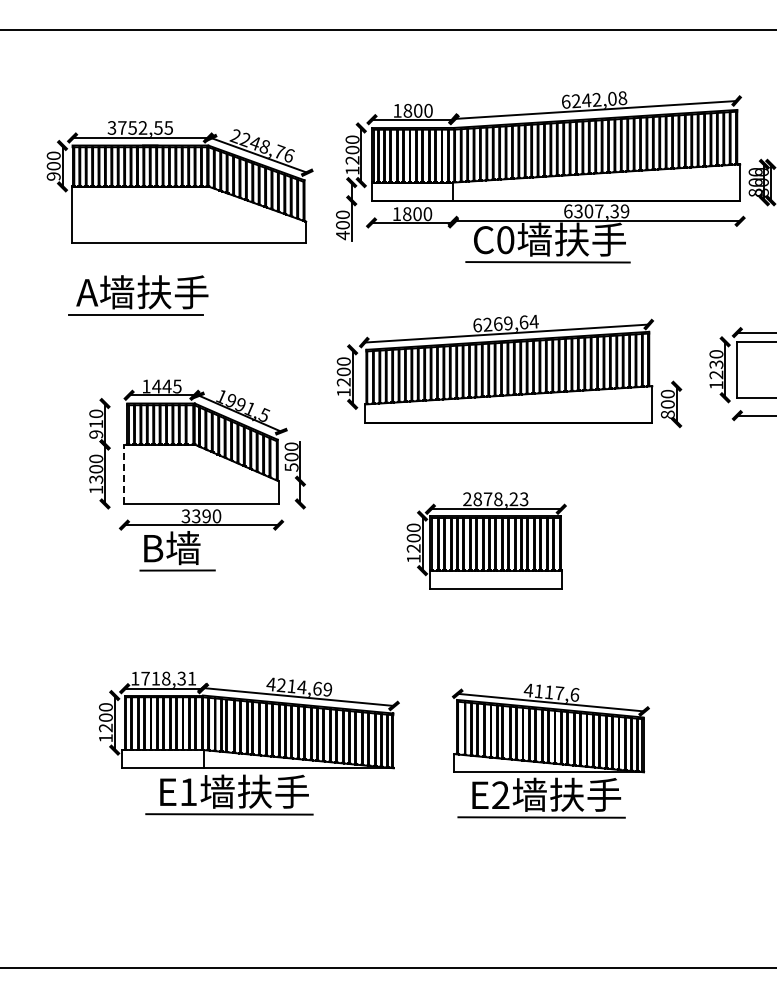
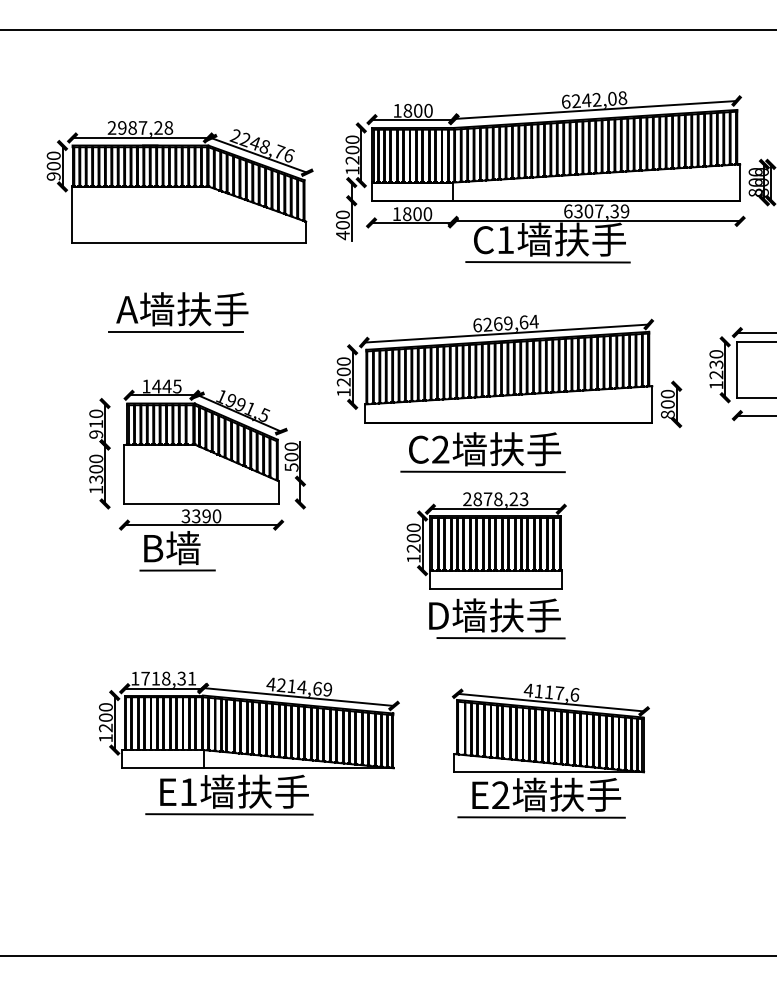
text: 3752,55 -> 2987,28 (140, 127)
text: C0 -> C1 (505, 240)
part position: (138, 295) -> (178, 312) (178, 312)
part: none -> present (482, 452)
line: dashed -> solid (124, 474)
part: none -> present (497, 618)
line position: (387, 968) -> (387, 956) (387, 956)
